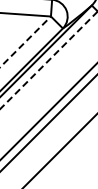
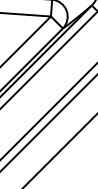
line: dashed -> solid (25, 41)
line: dashed -> solid (49, 60)
